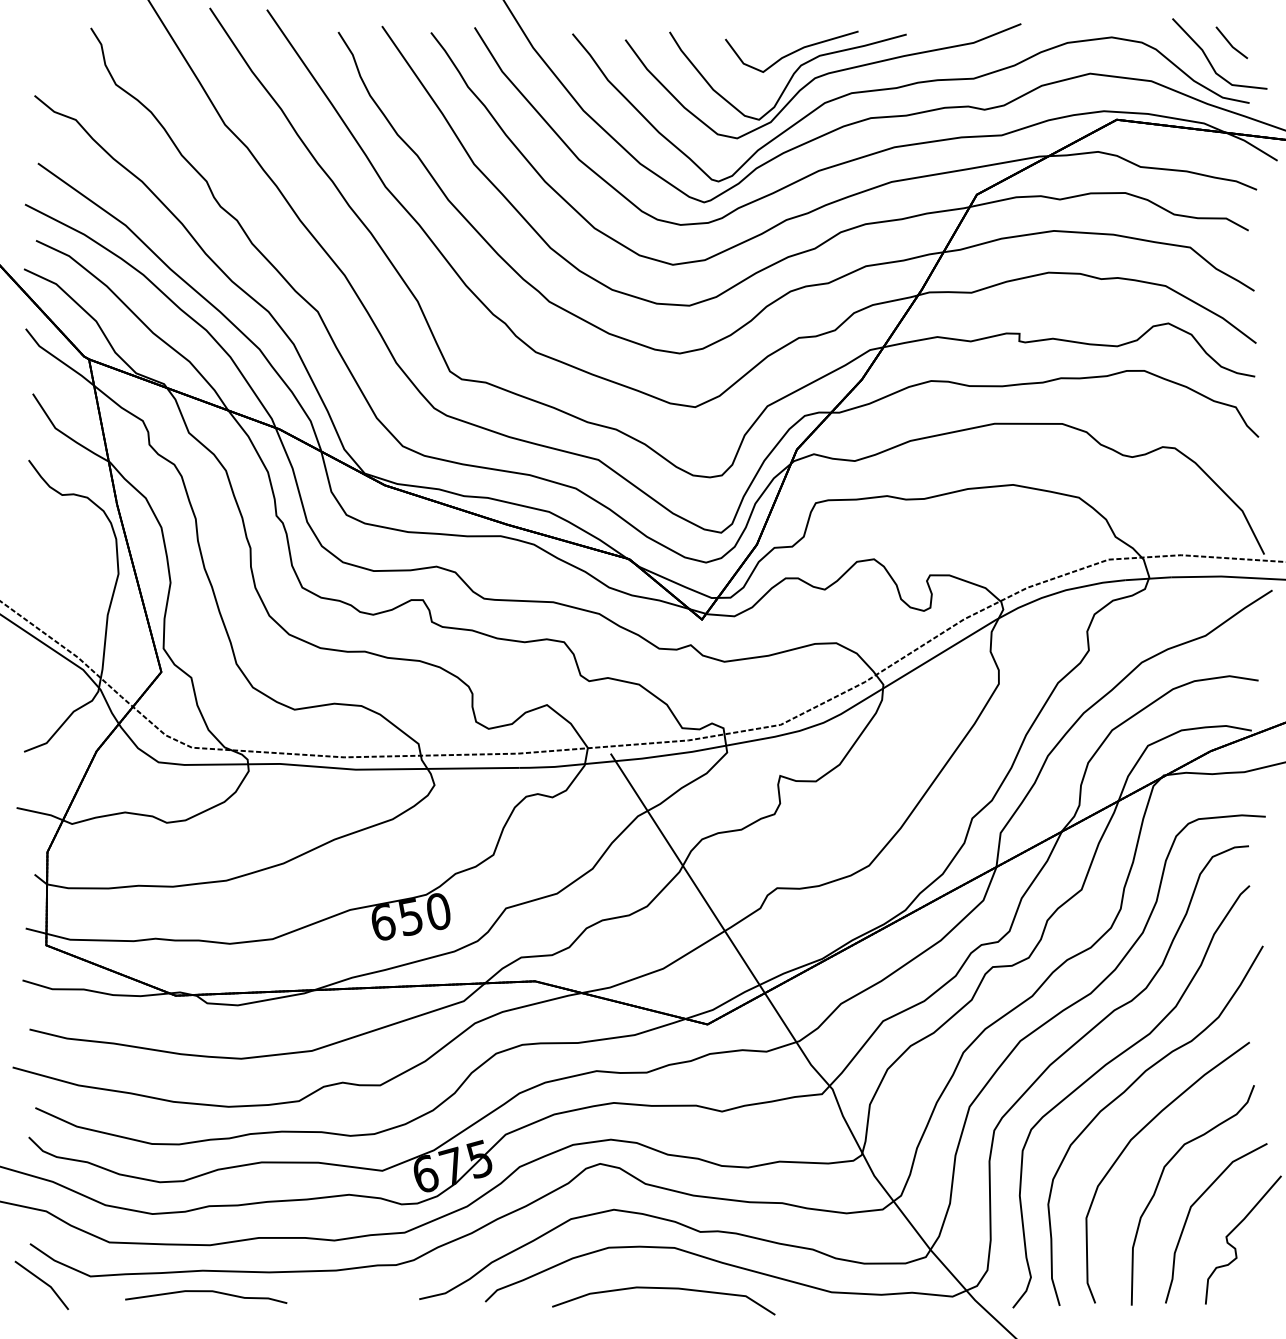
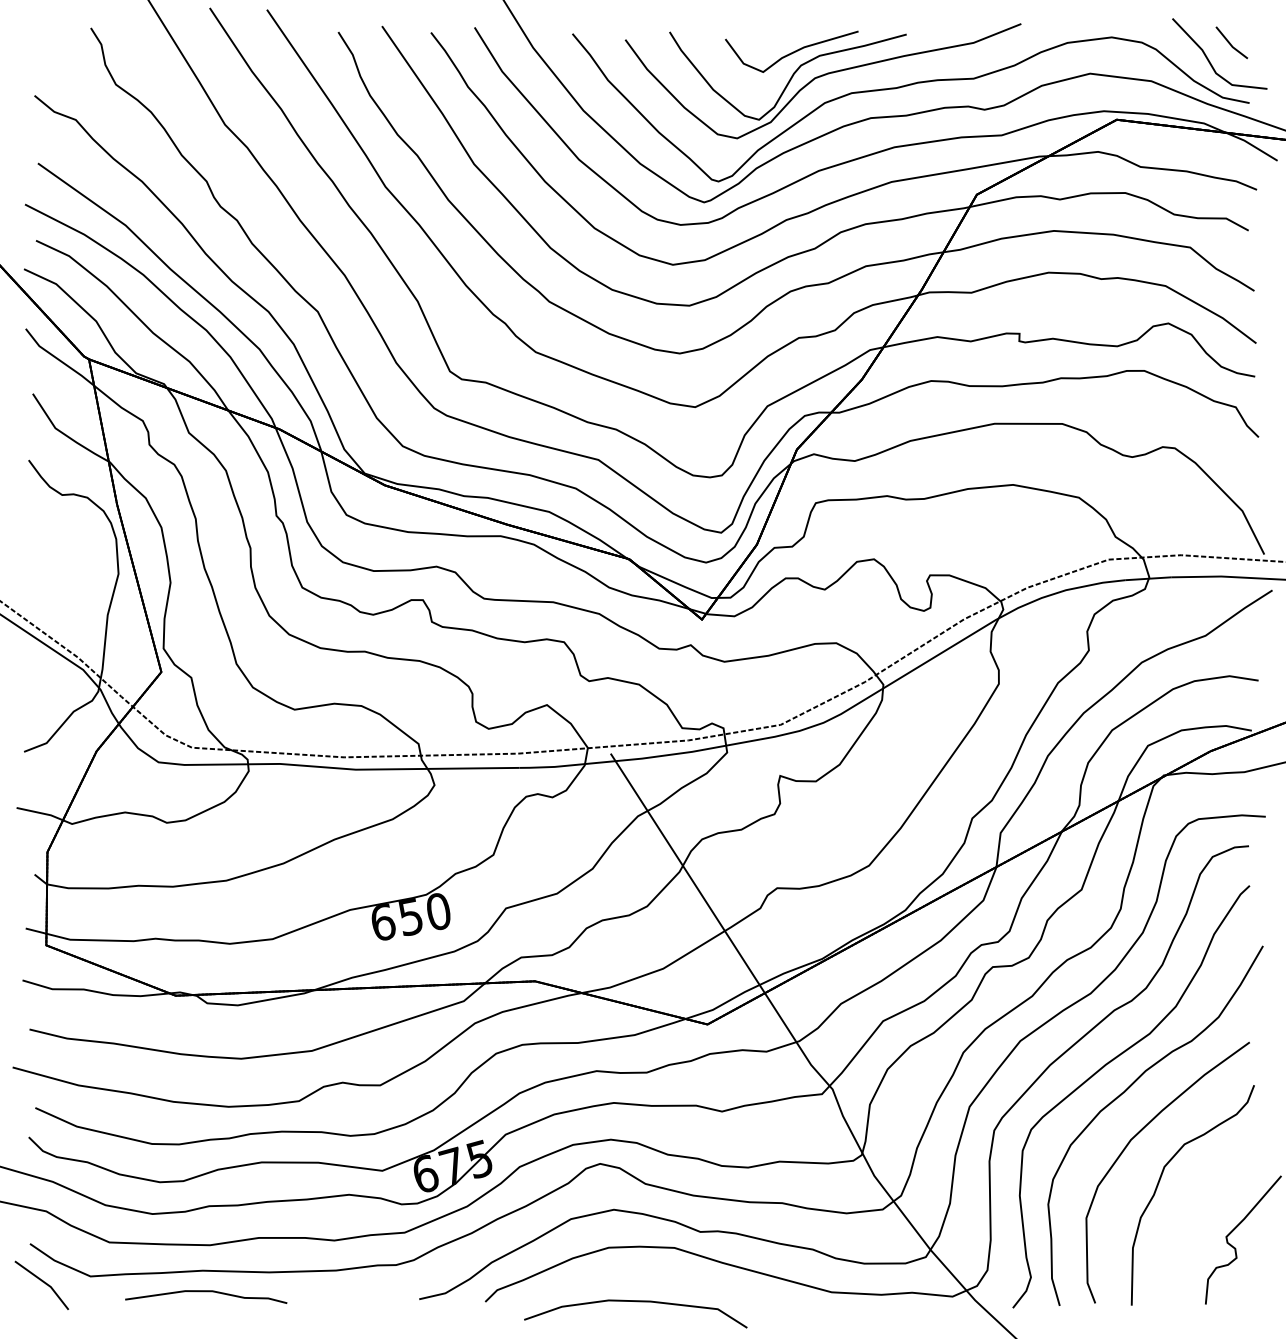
curve: present -> none (1189, 1214)
curve position: (664, 1289) -> (636, 1302) (636, 1302)
